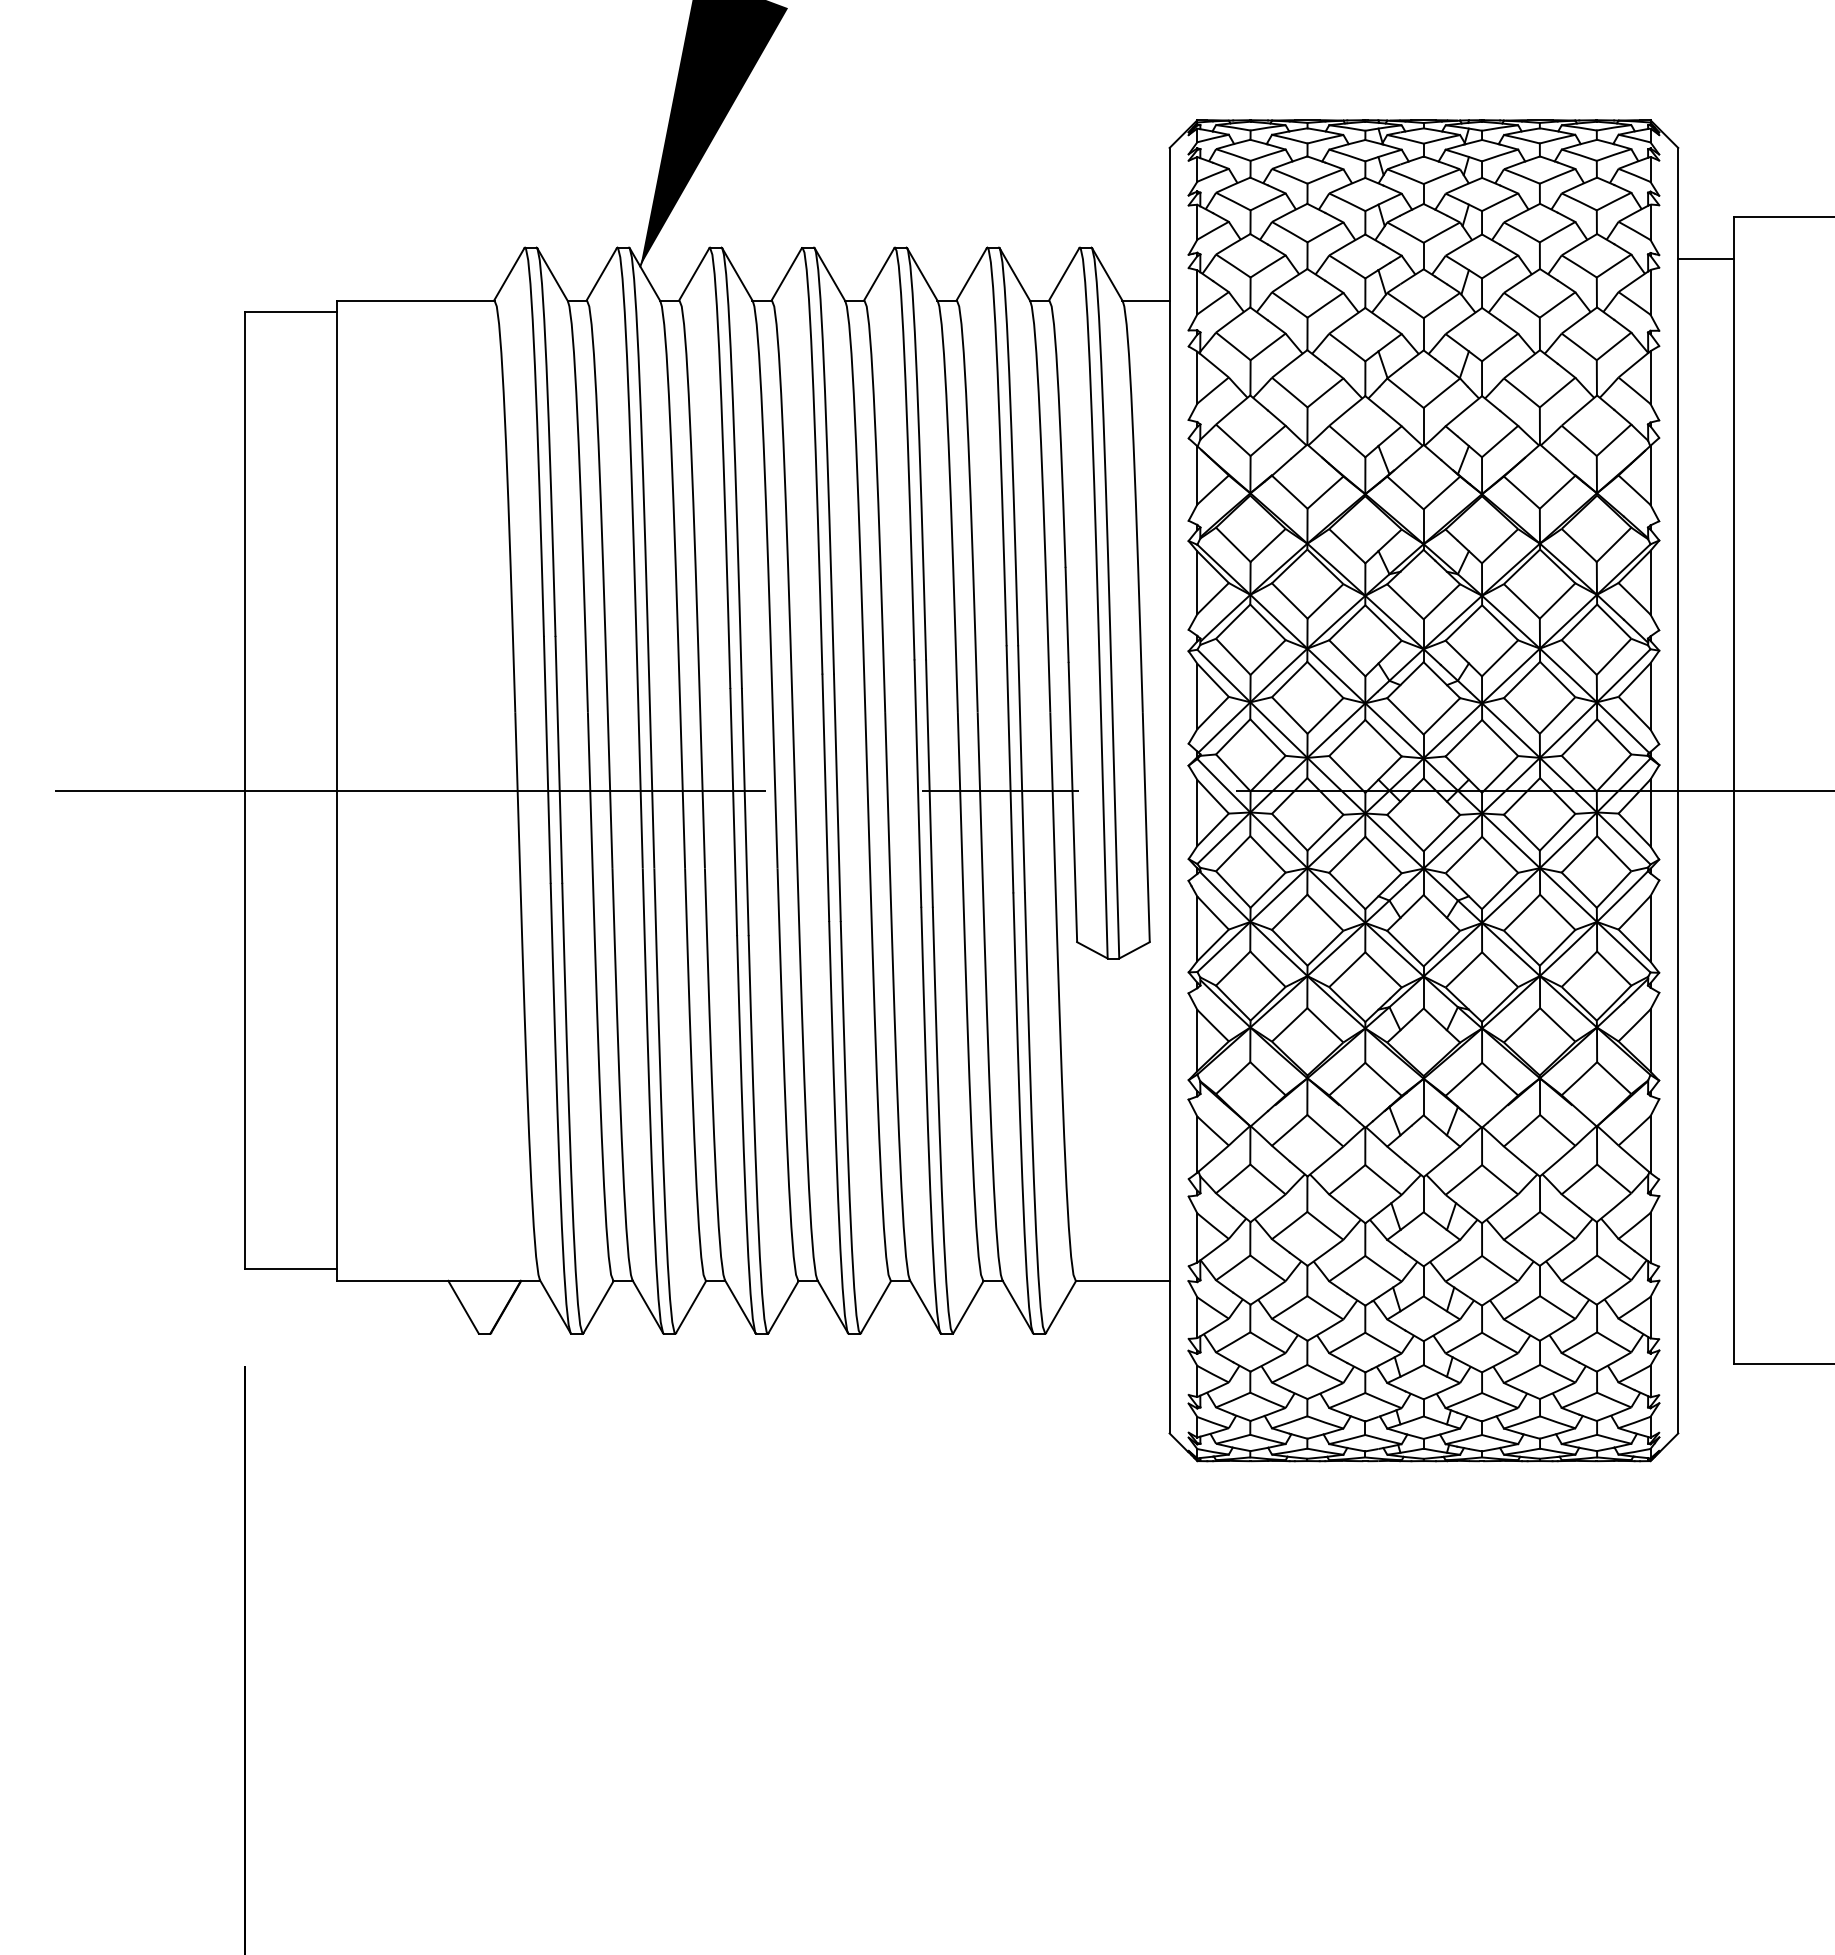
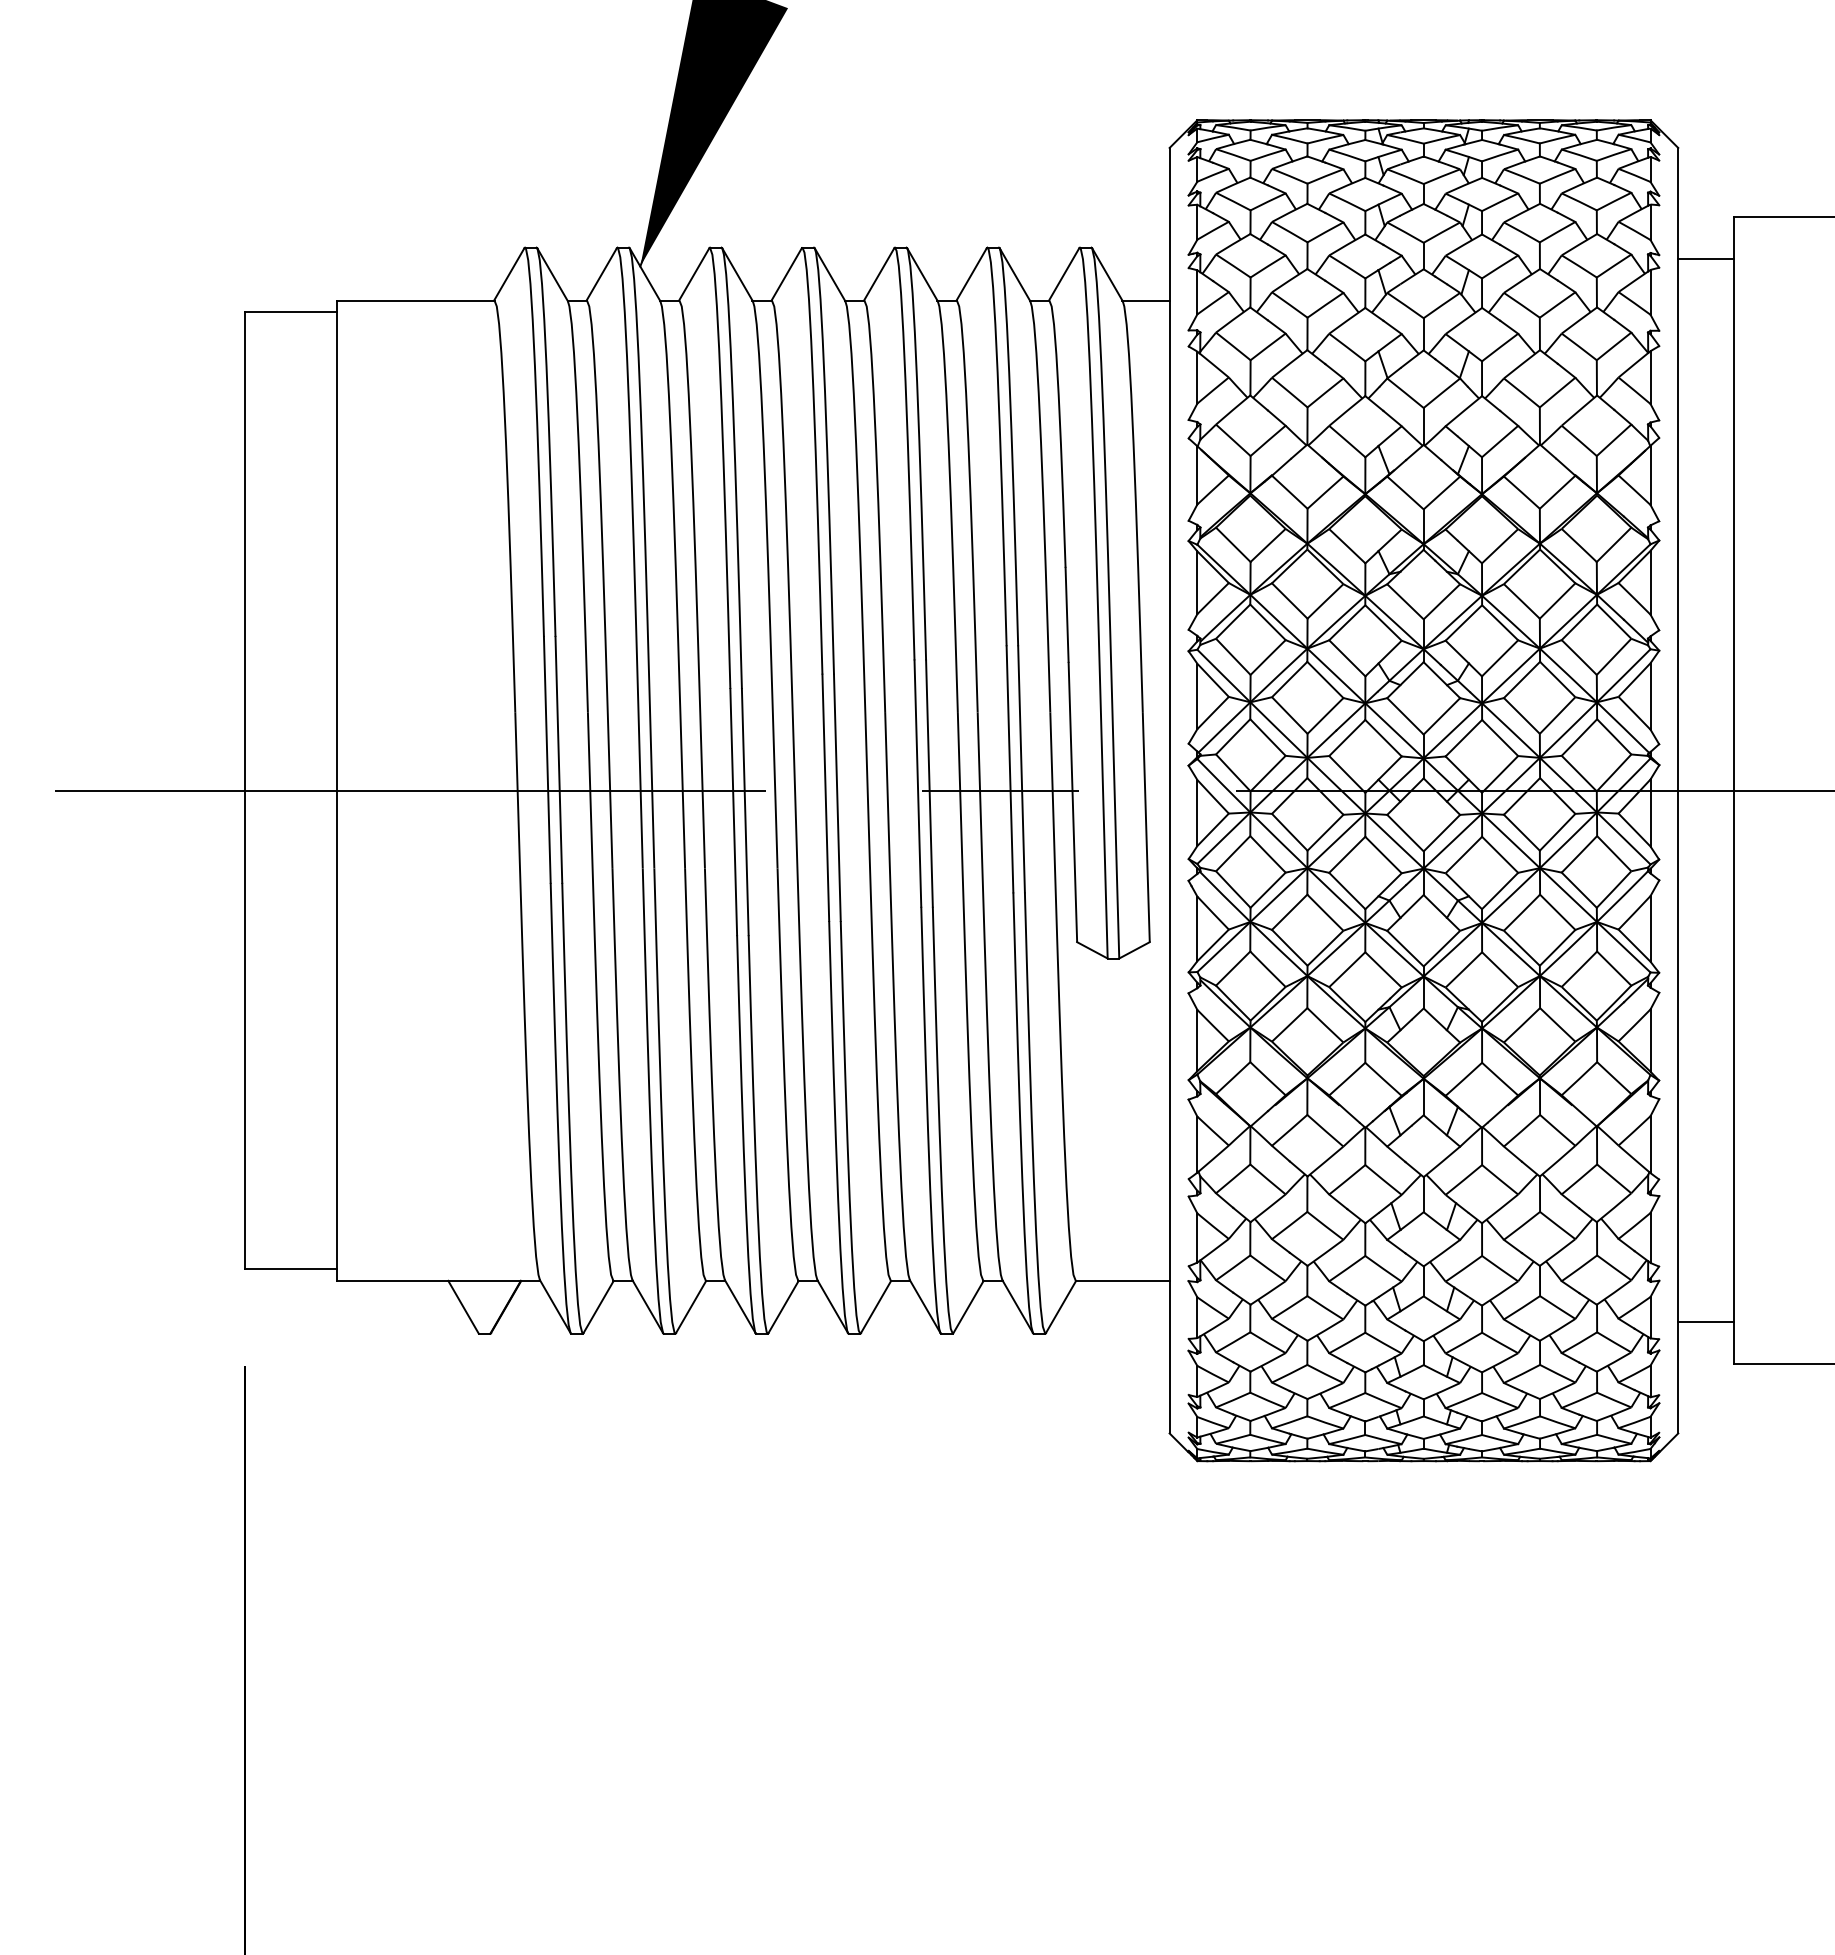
line: none -> present (1705, 1322)
